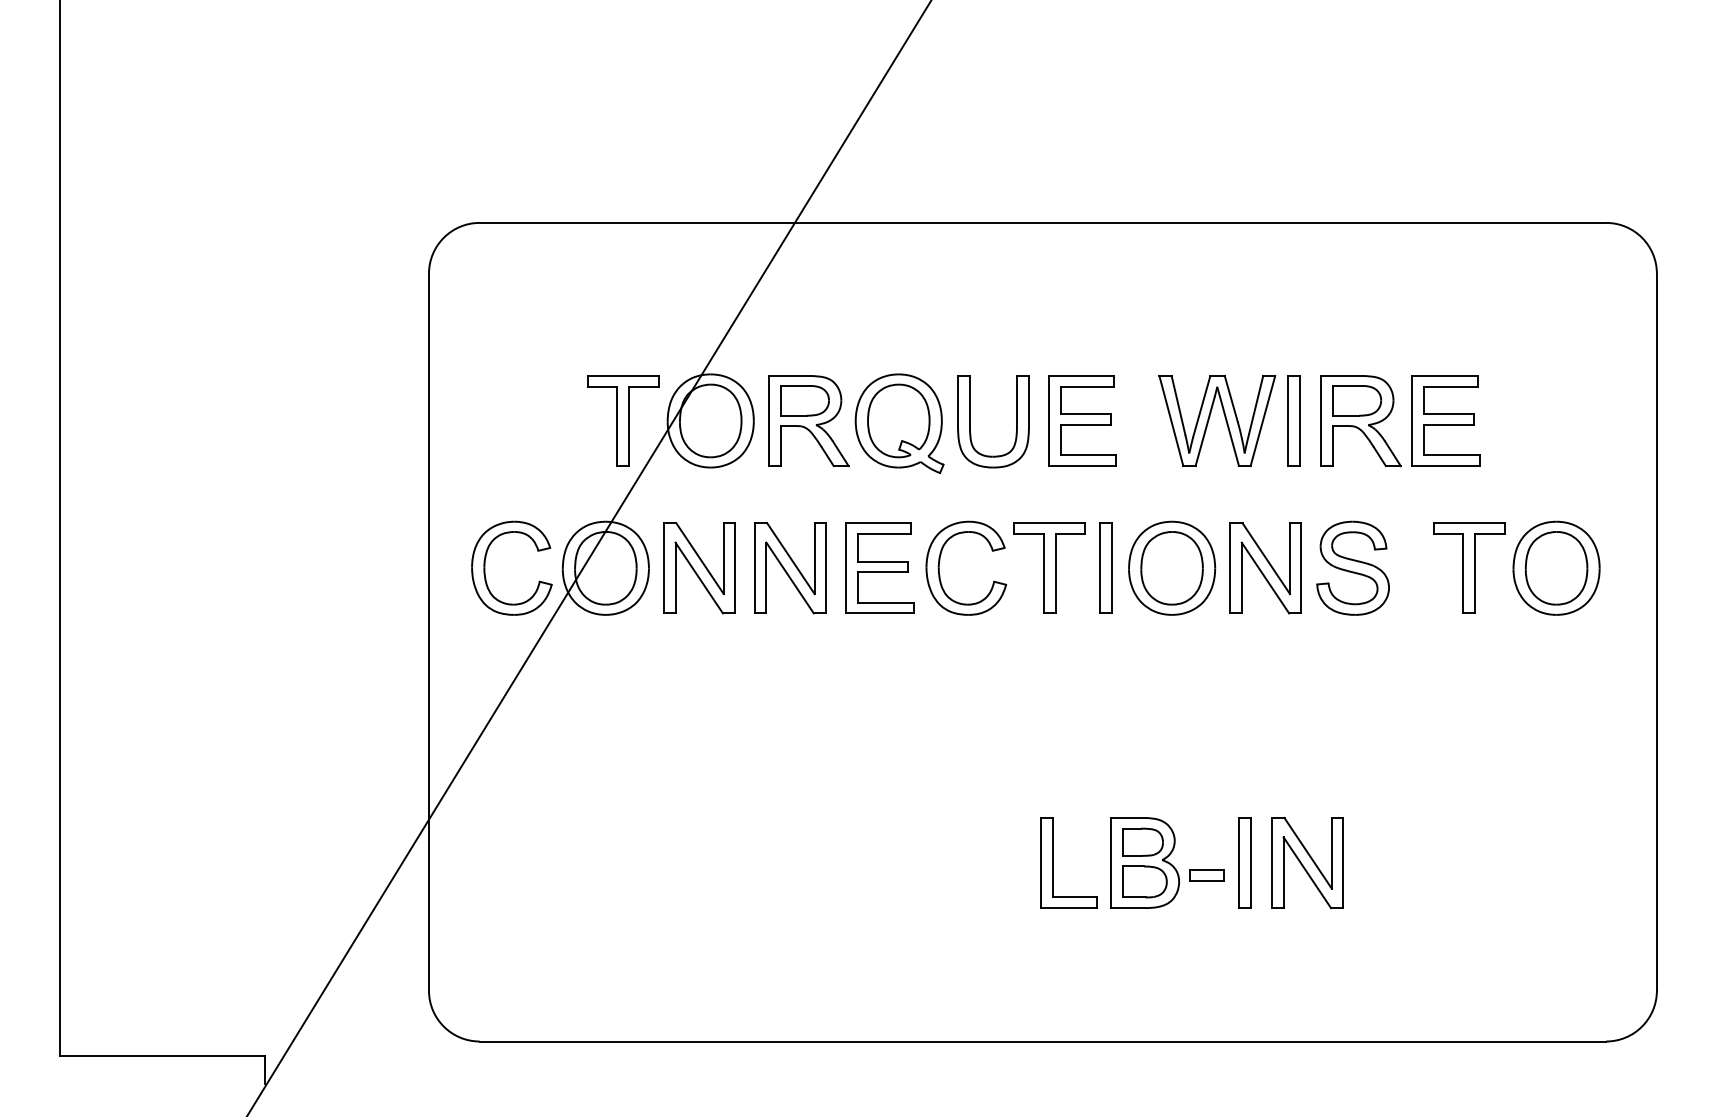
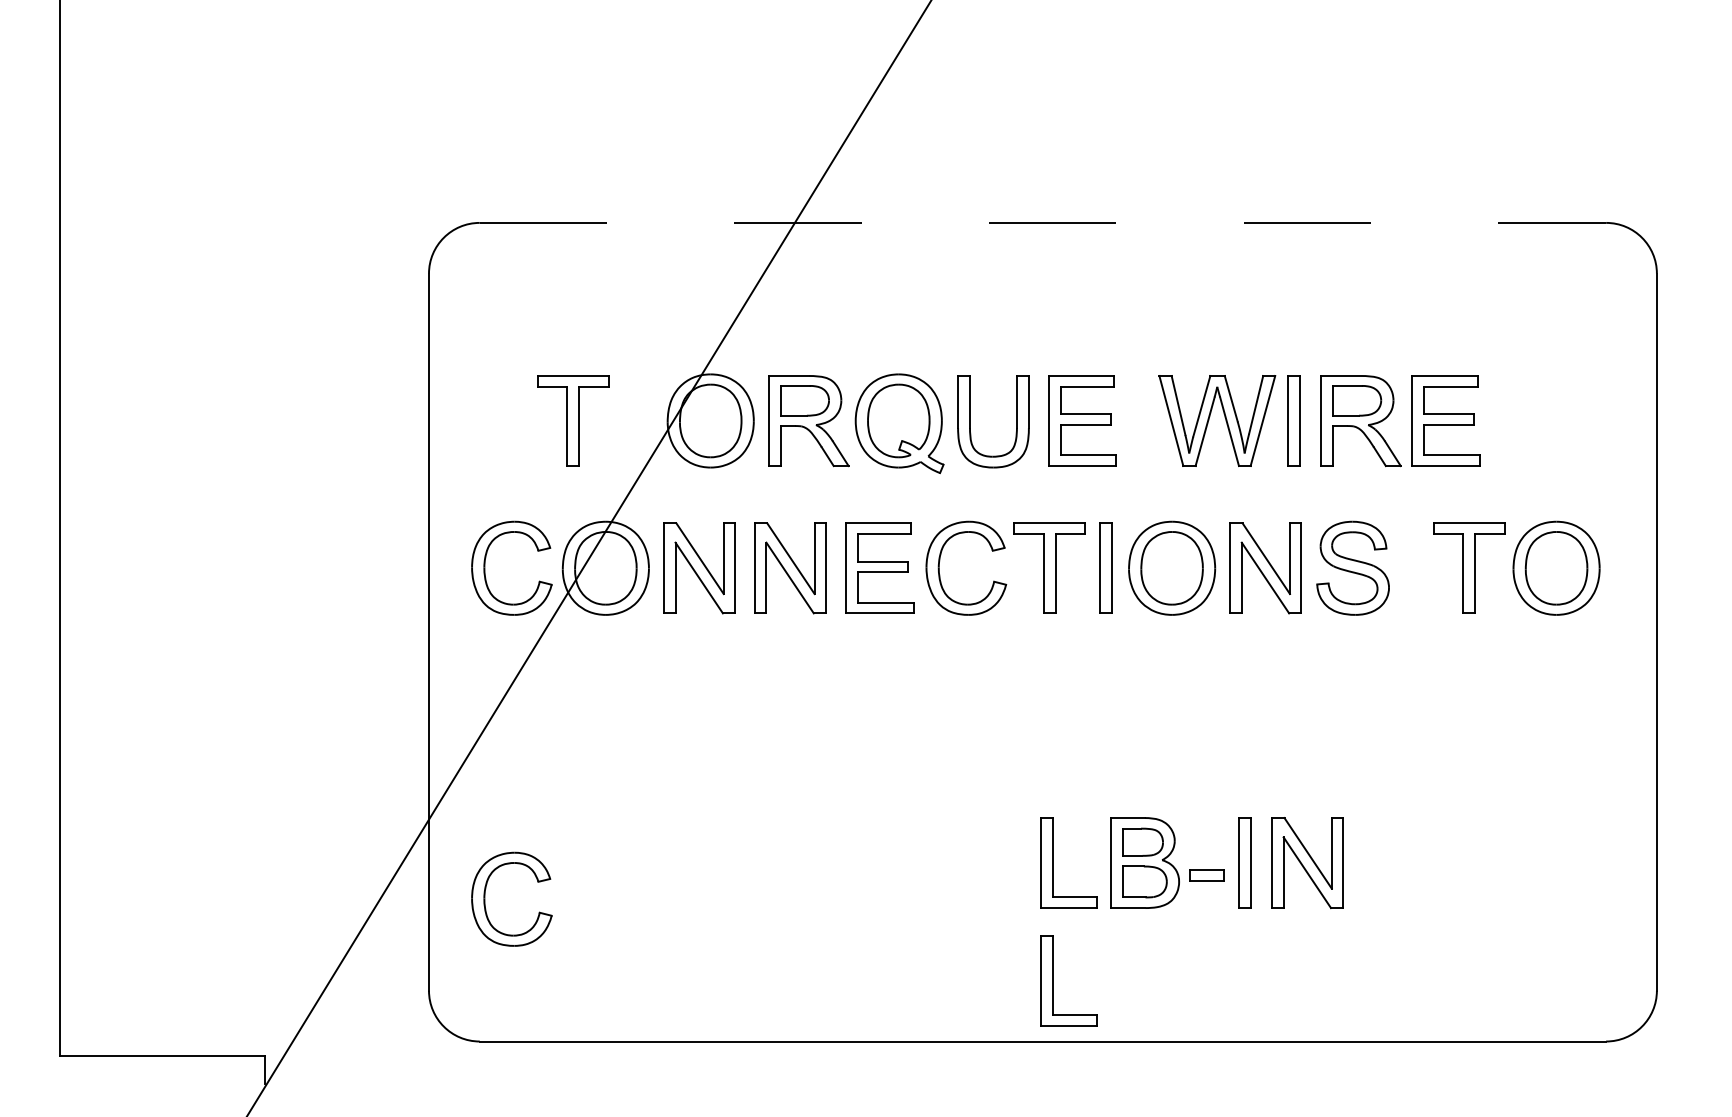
line: solid -> dashed (1043, 222)
part position: (623, 420) -> (573, 420) (573, 420)
part: none -> present (485, 898)
part: none -> present (1053, 980)
